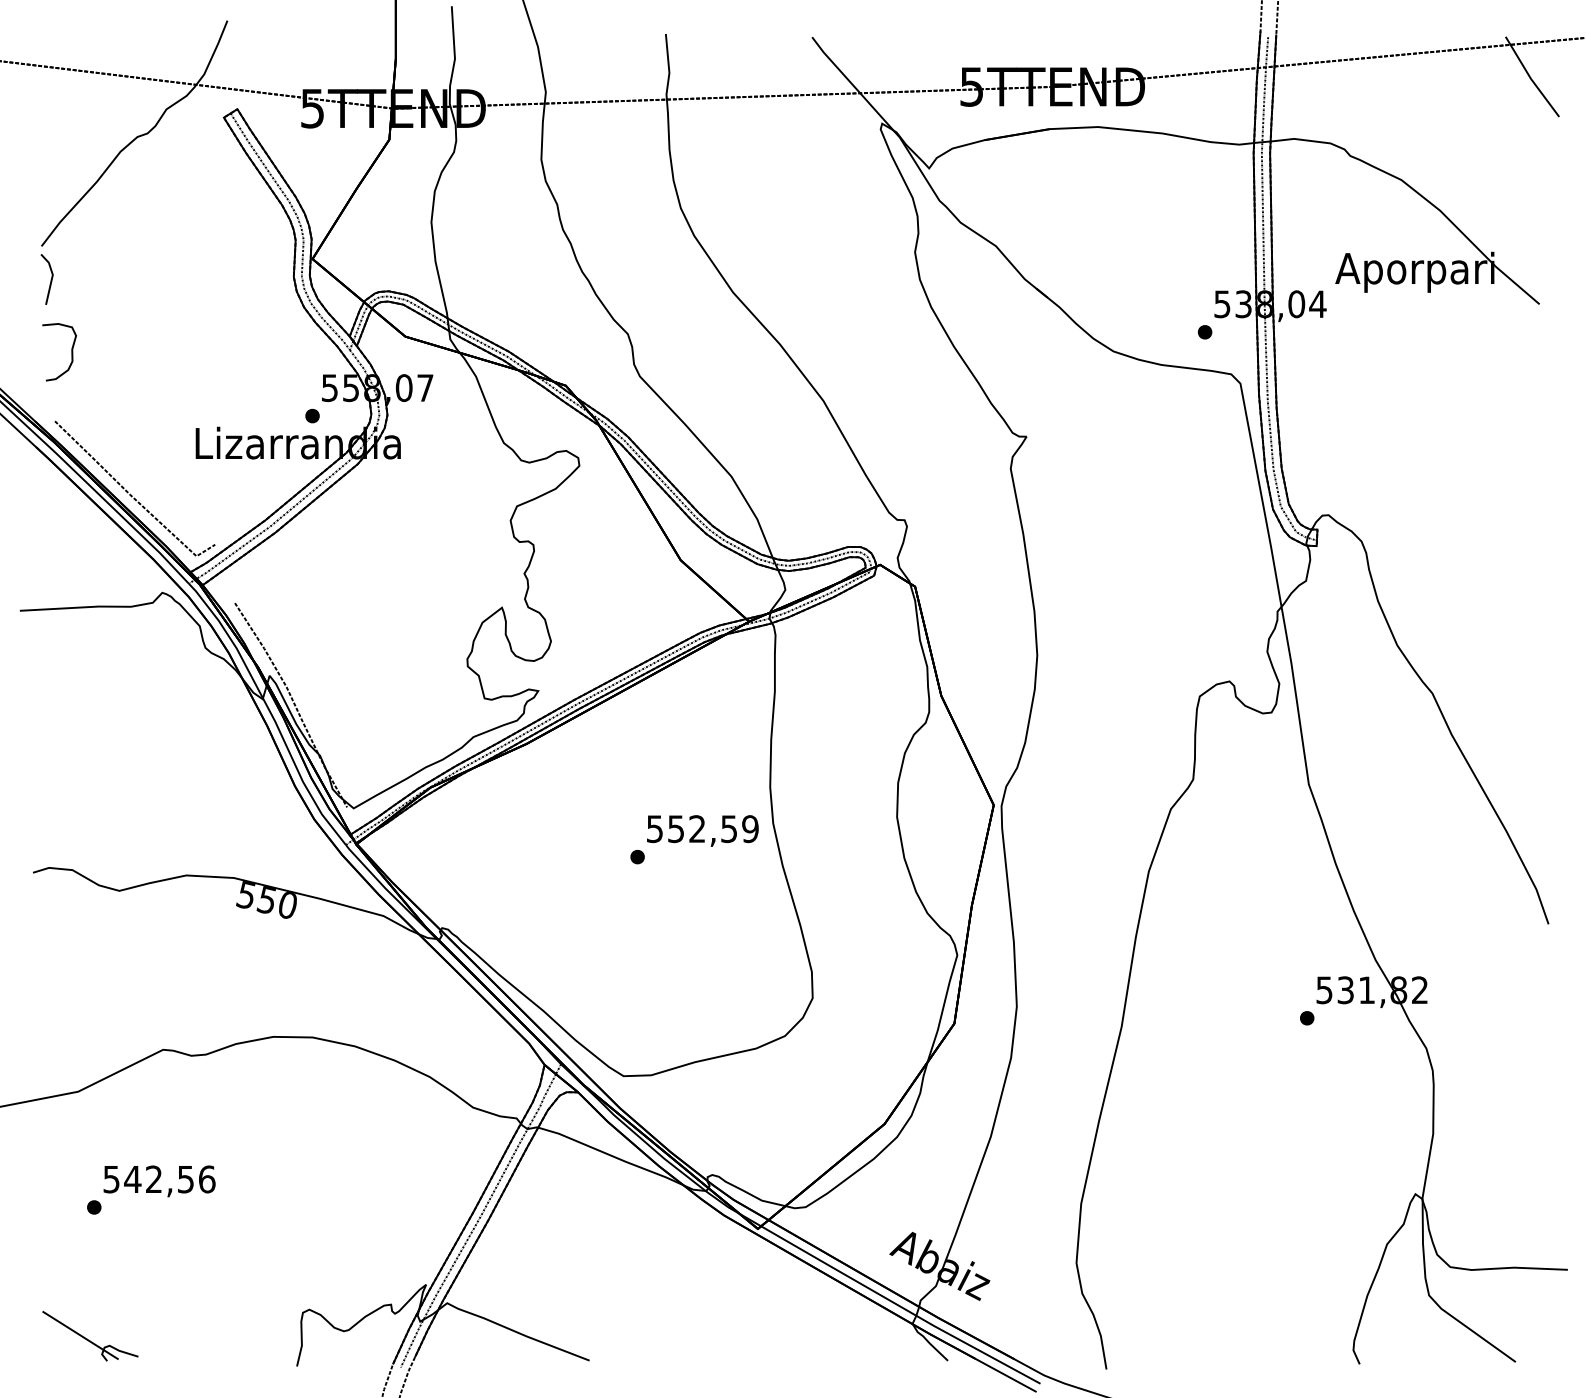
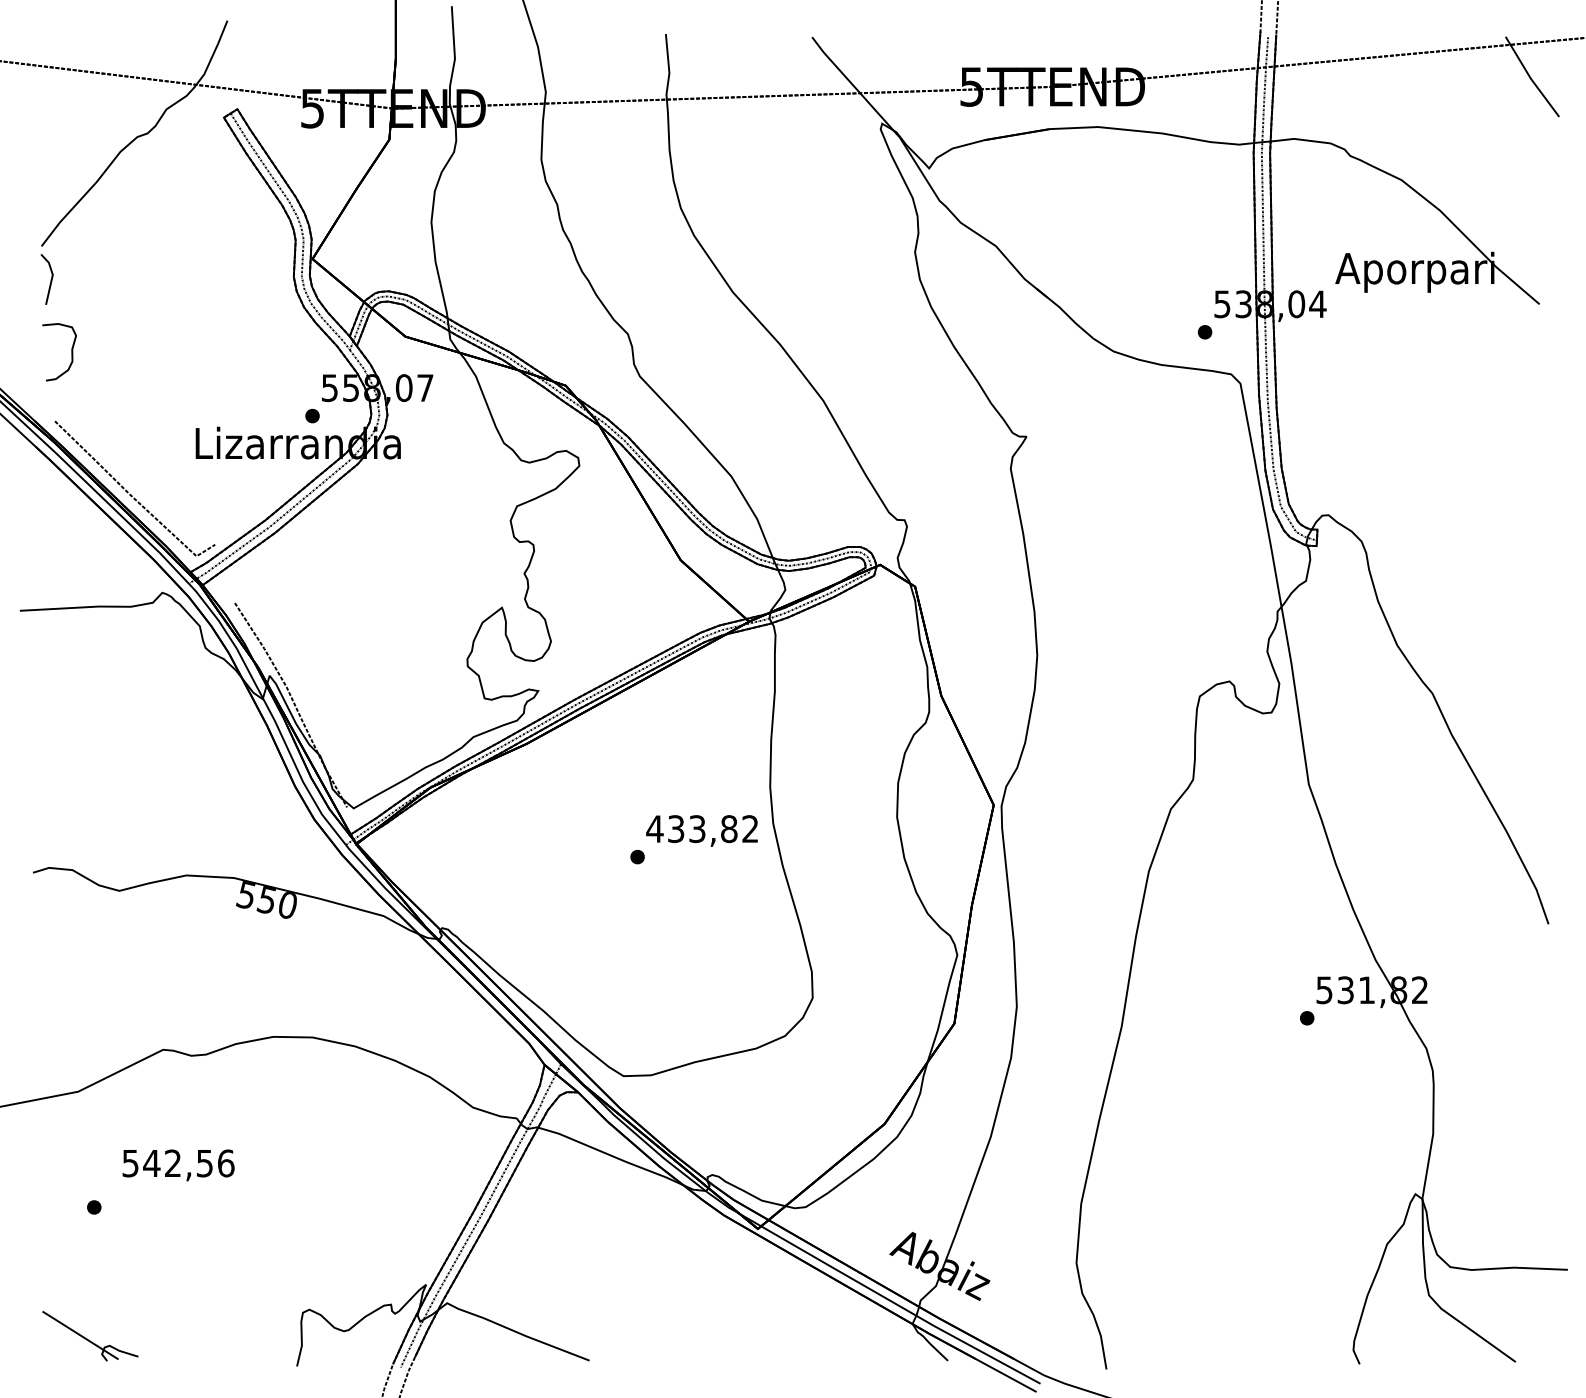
text: 552,59 -> 433,82 (702, 829)
text position: (159, 1181) -> (178, 1165) (178, 1165)
